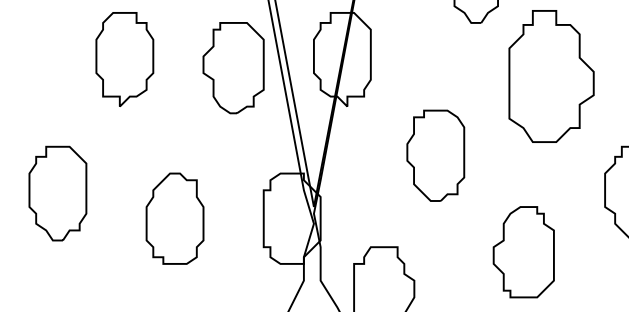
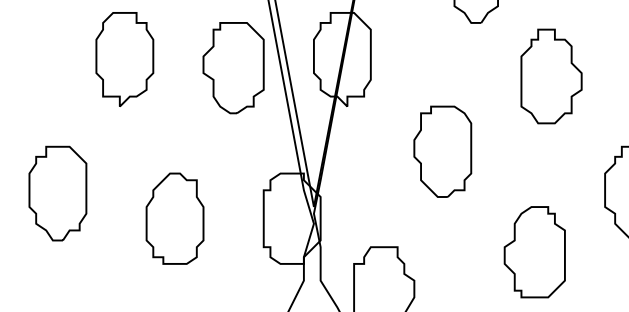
part size: 87x133 px -> 63x97 px (551, 76)
part position: (435, 155) -> (442, 151) (442, 151)
part position: (523, 252) -> (534, 252) (534, 252)
